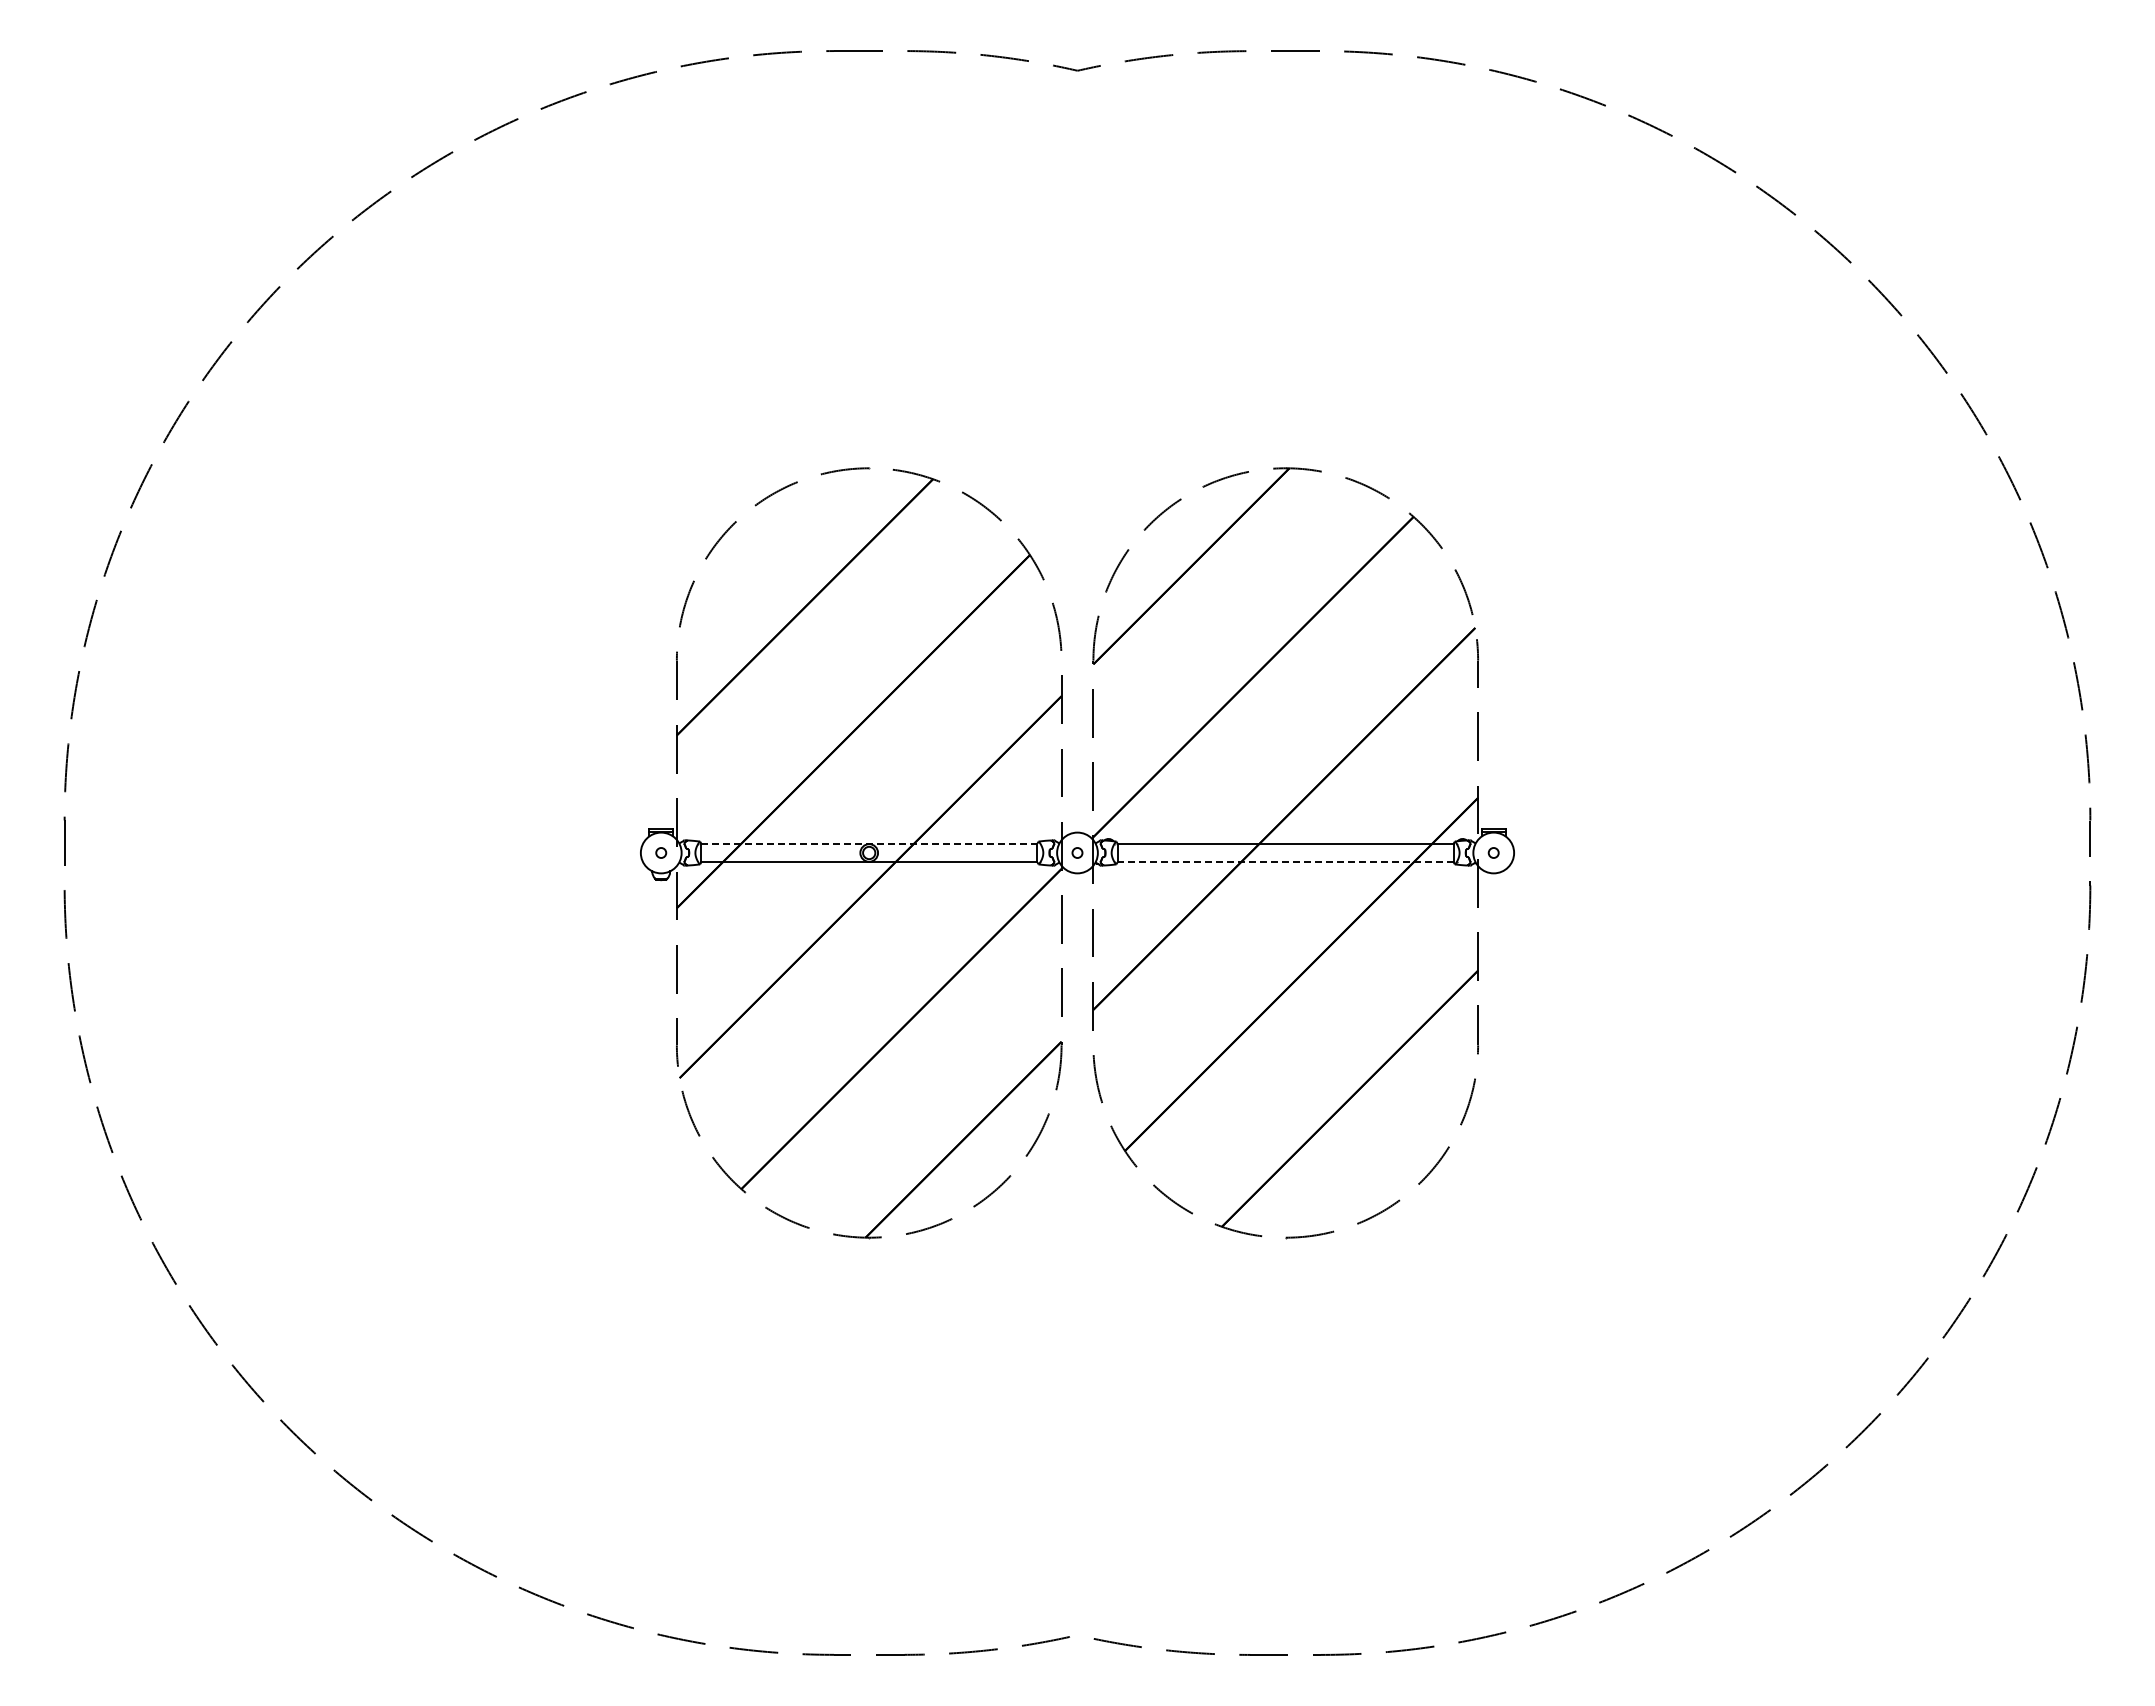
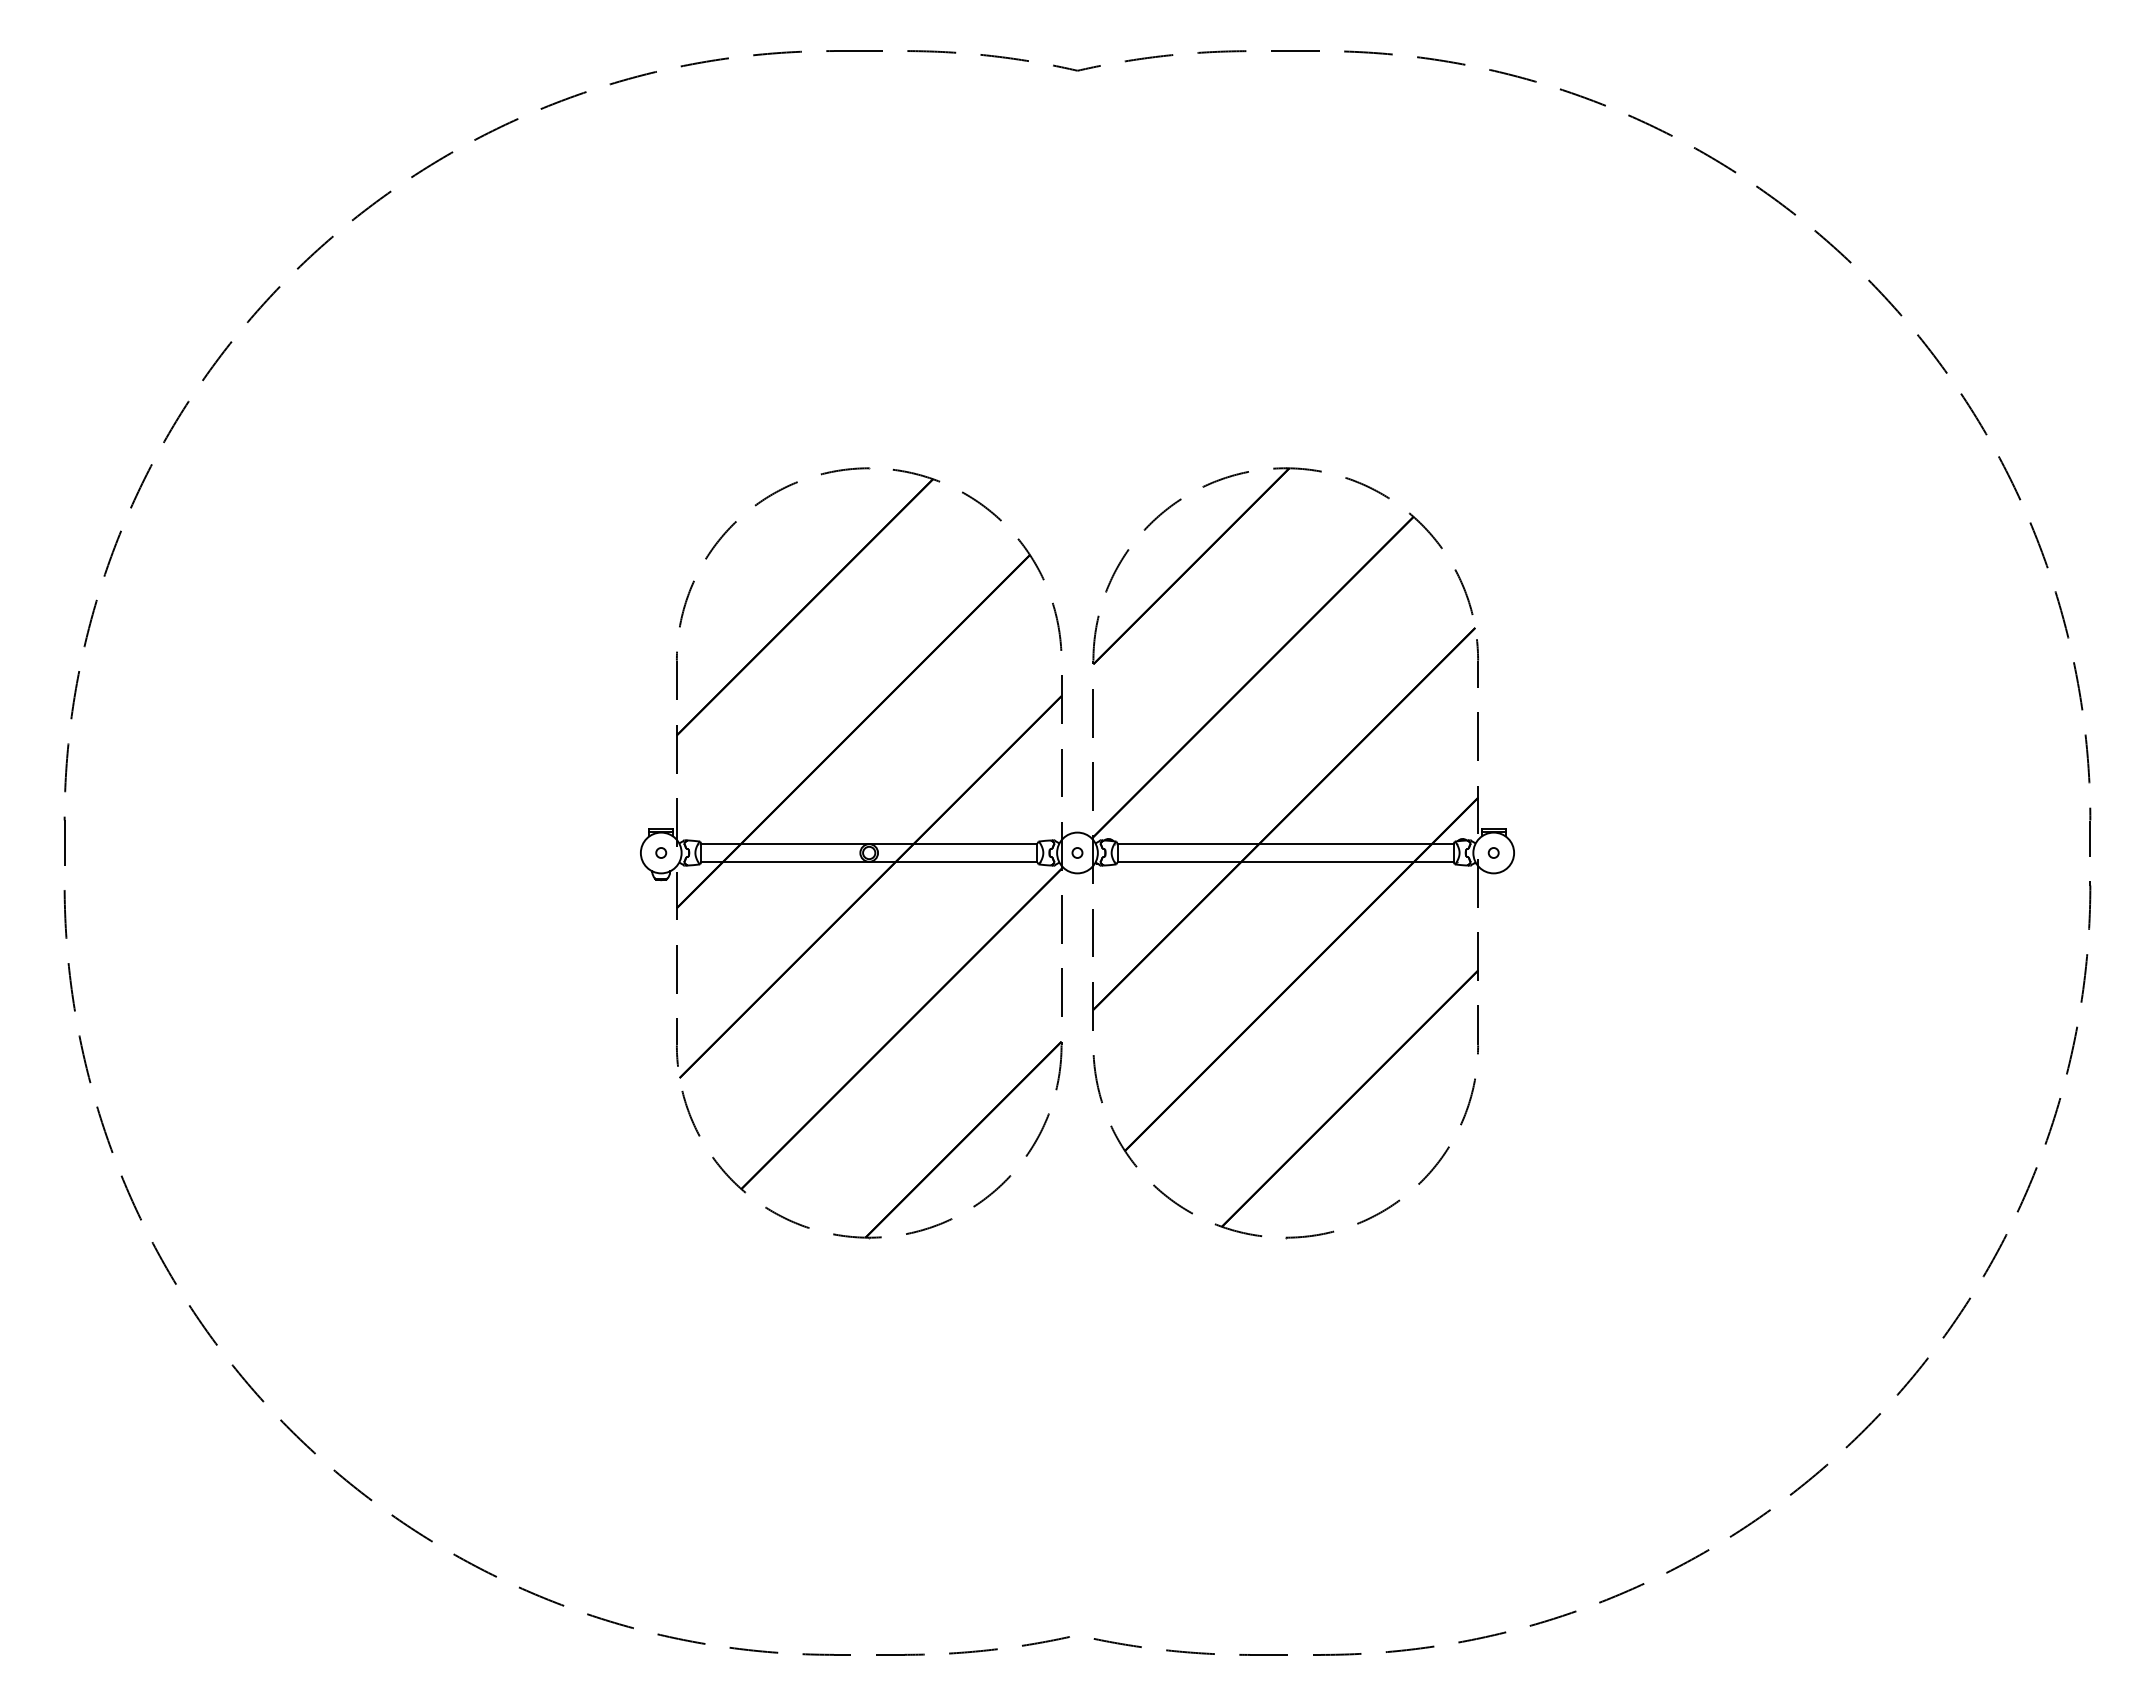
line: dashed -> solid (869, 843)
line: dashed -> solid (1285, 862)
